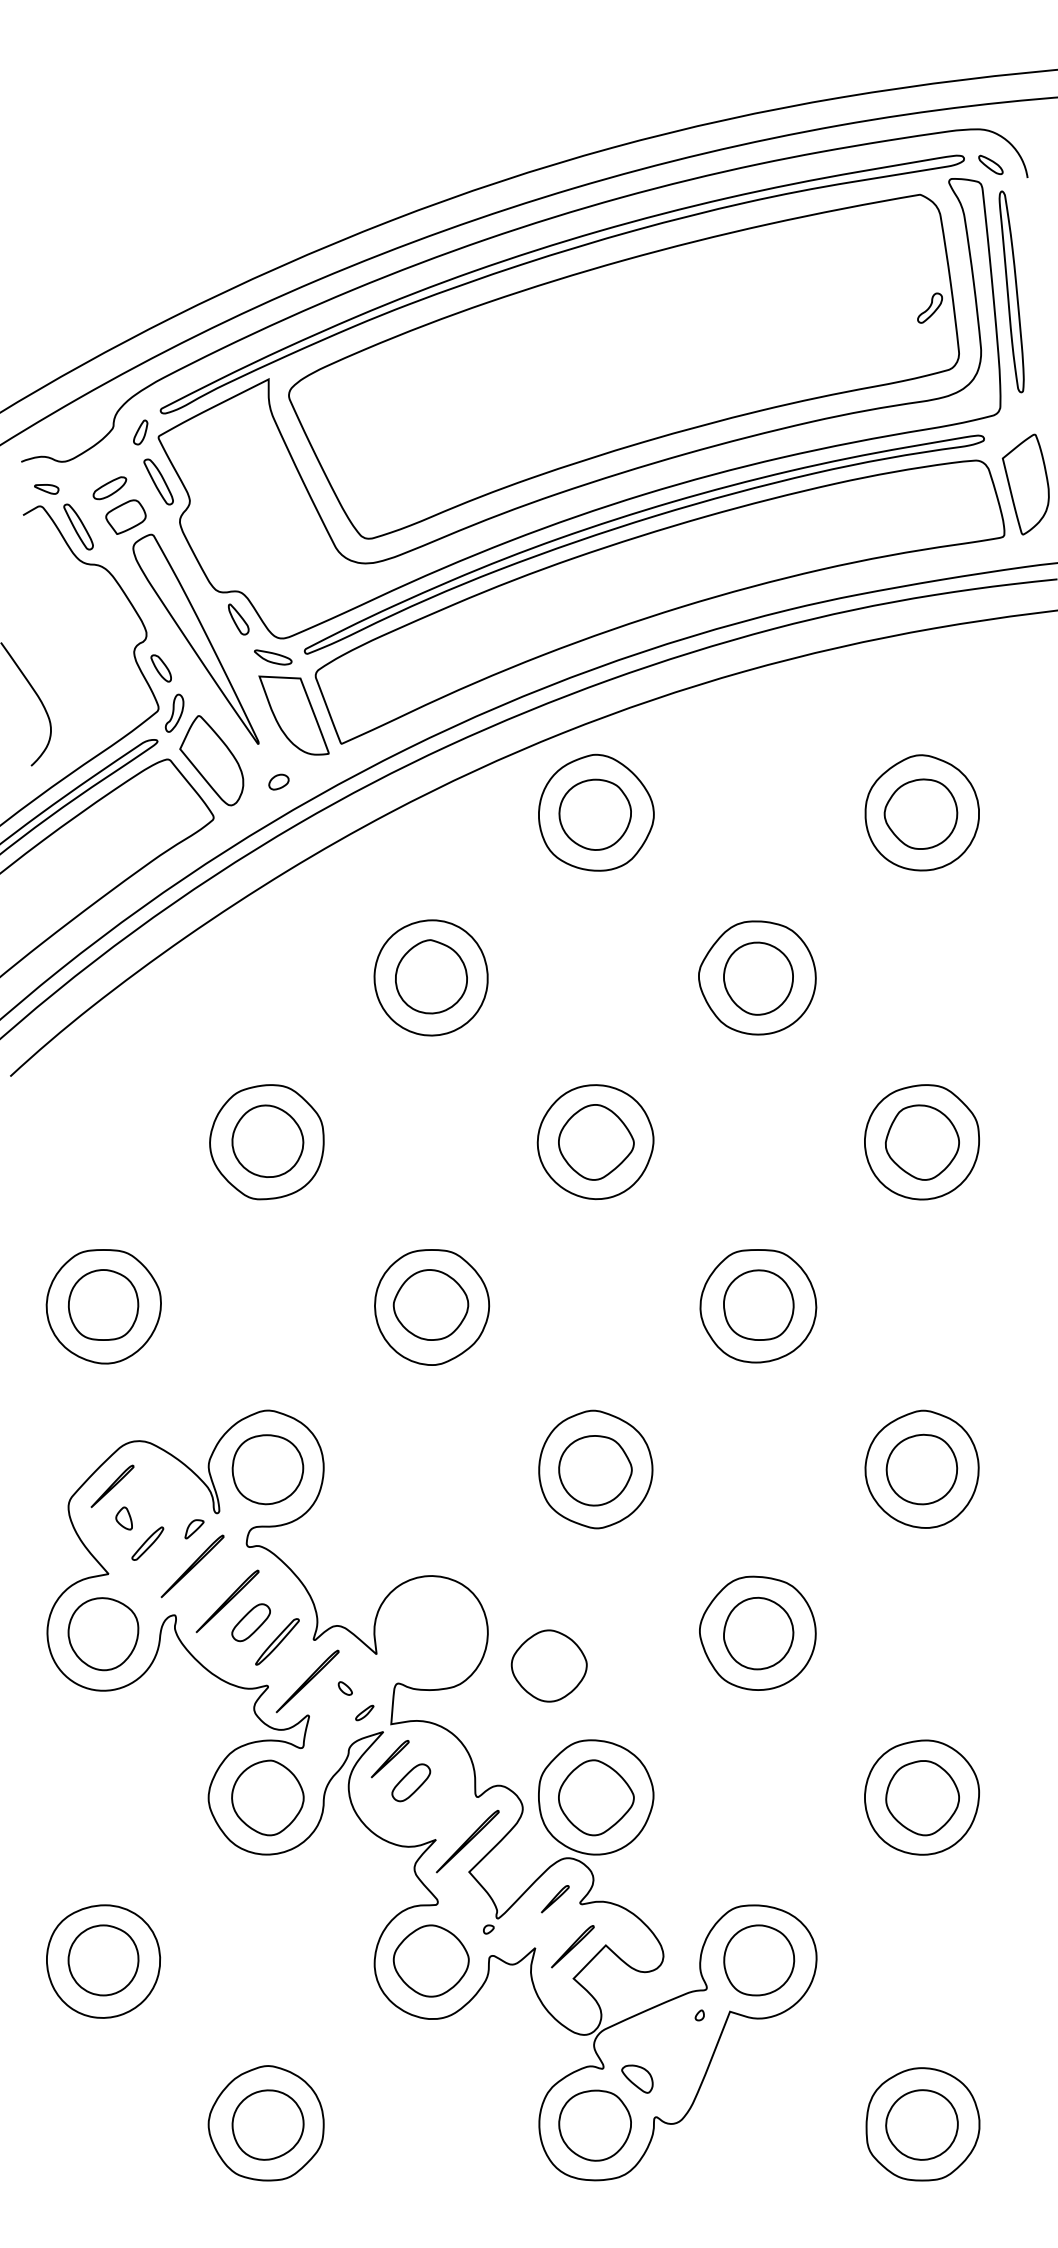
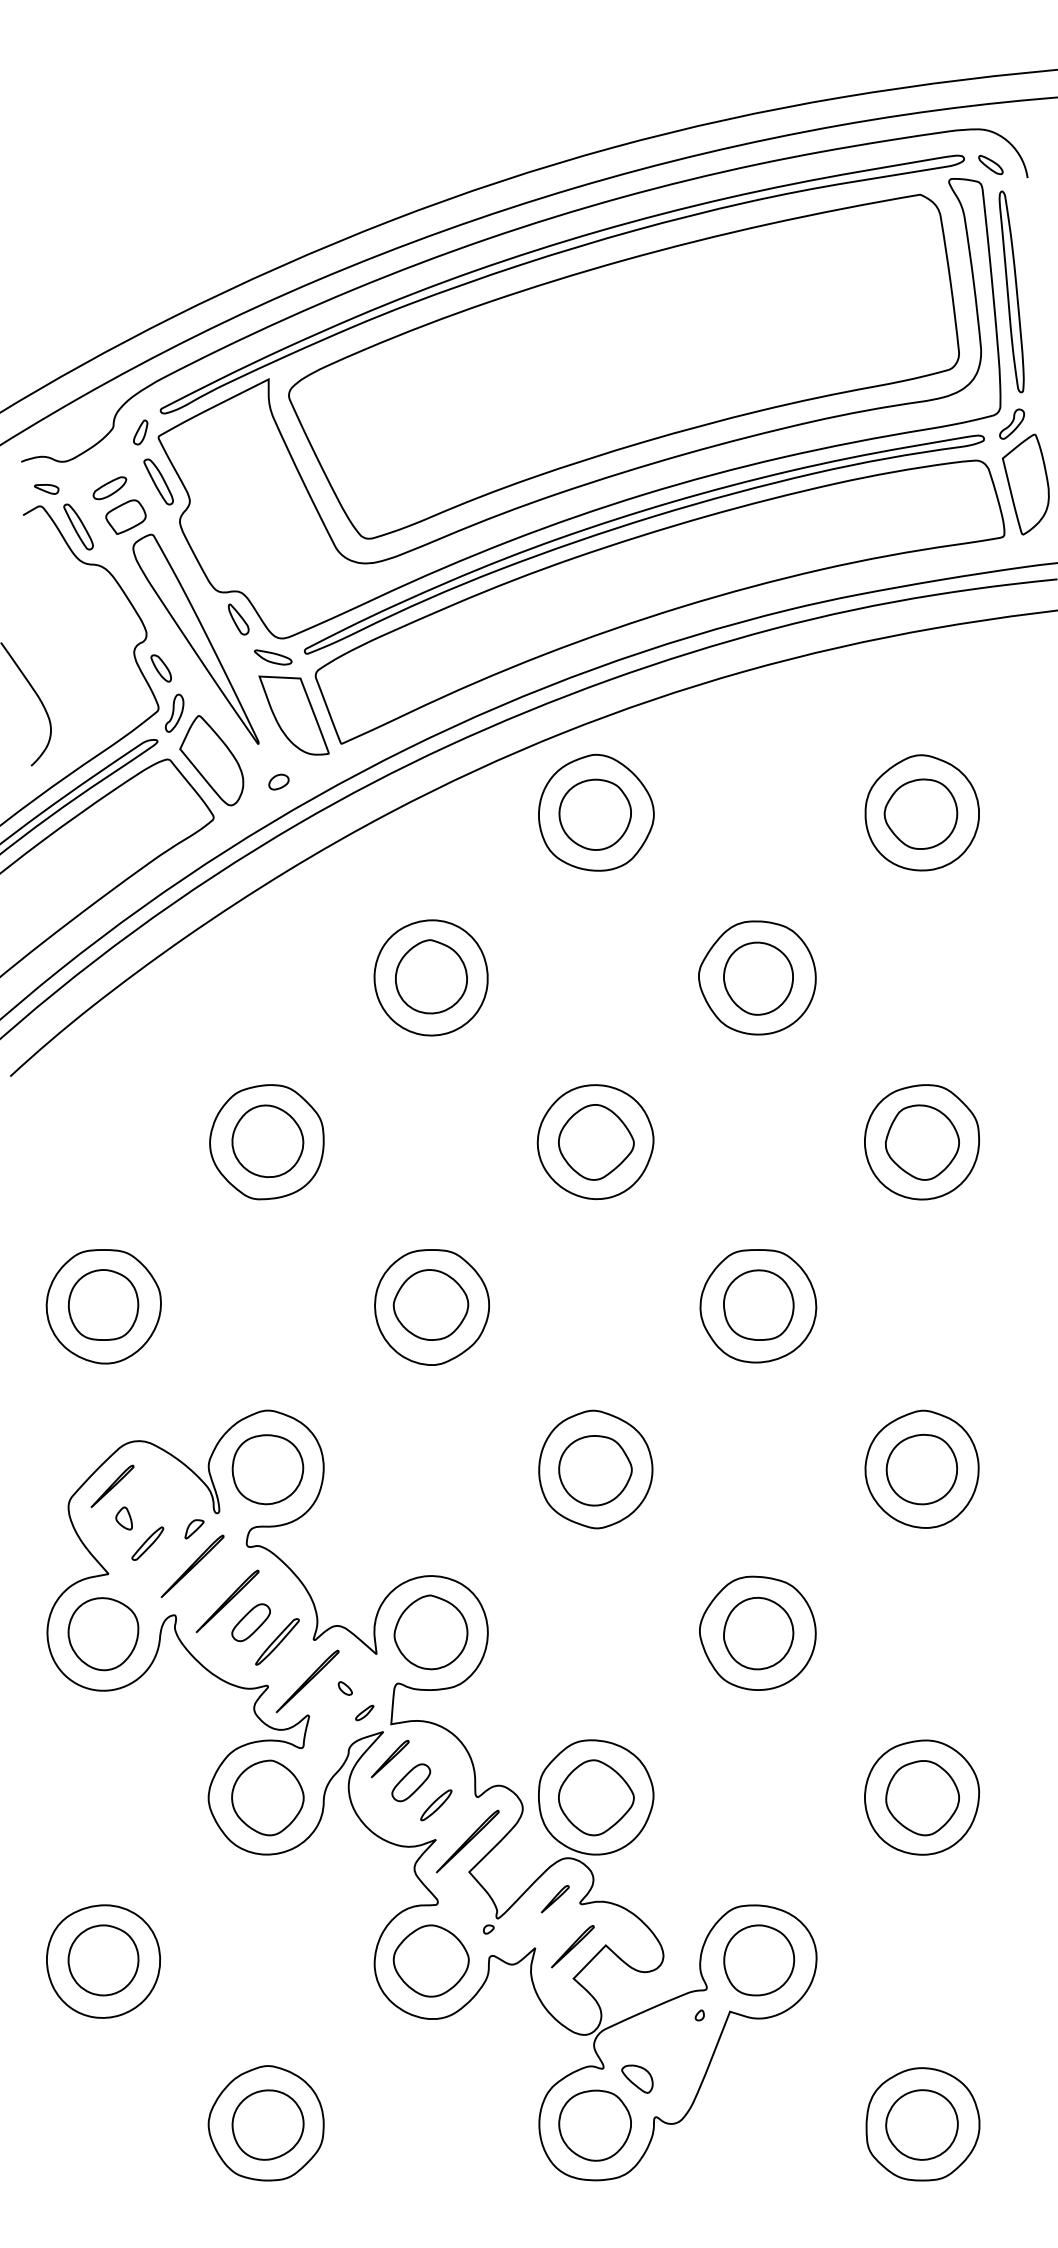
part position: (929, 307) -> (1011, 423) (1011, 423)
part: none -> present (430, 1632)
part: present -> none (548, 1665)
part: none -> present (436, 1805)
